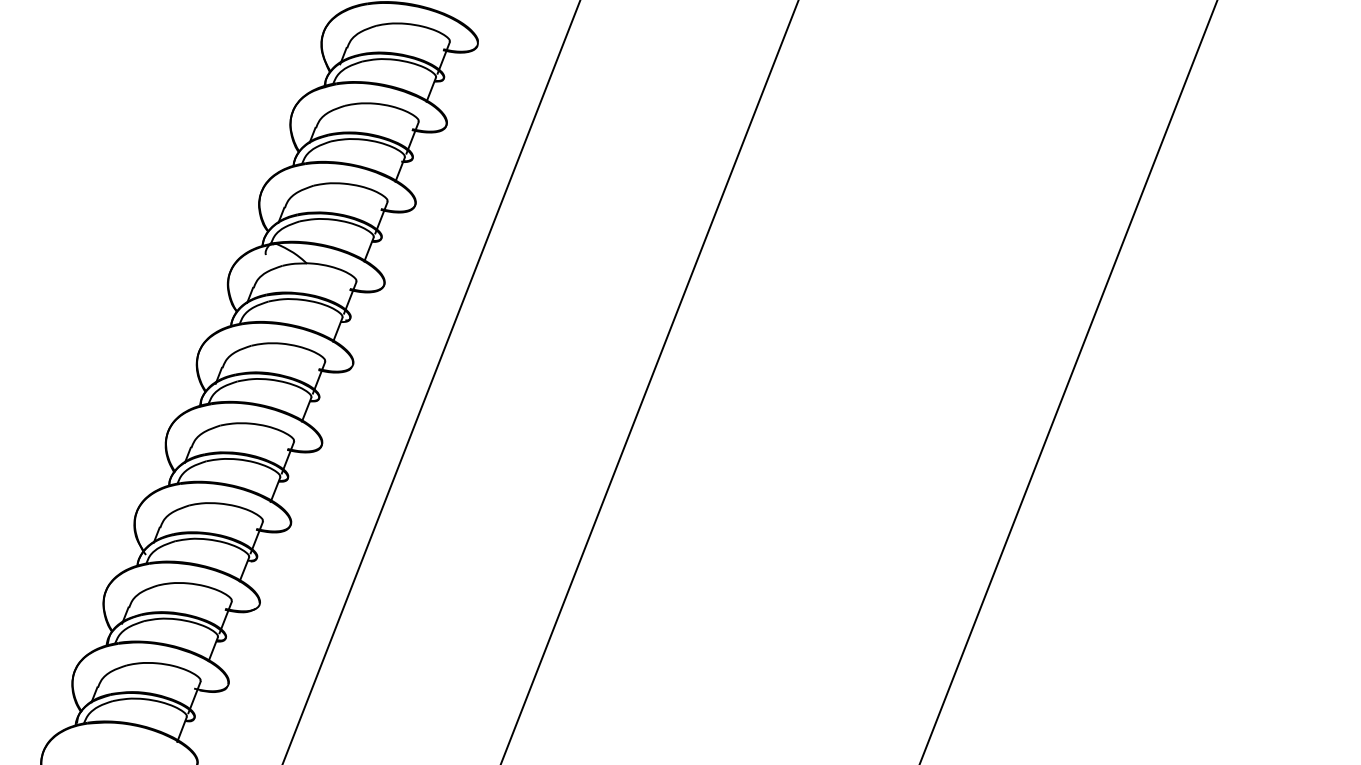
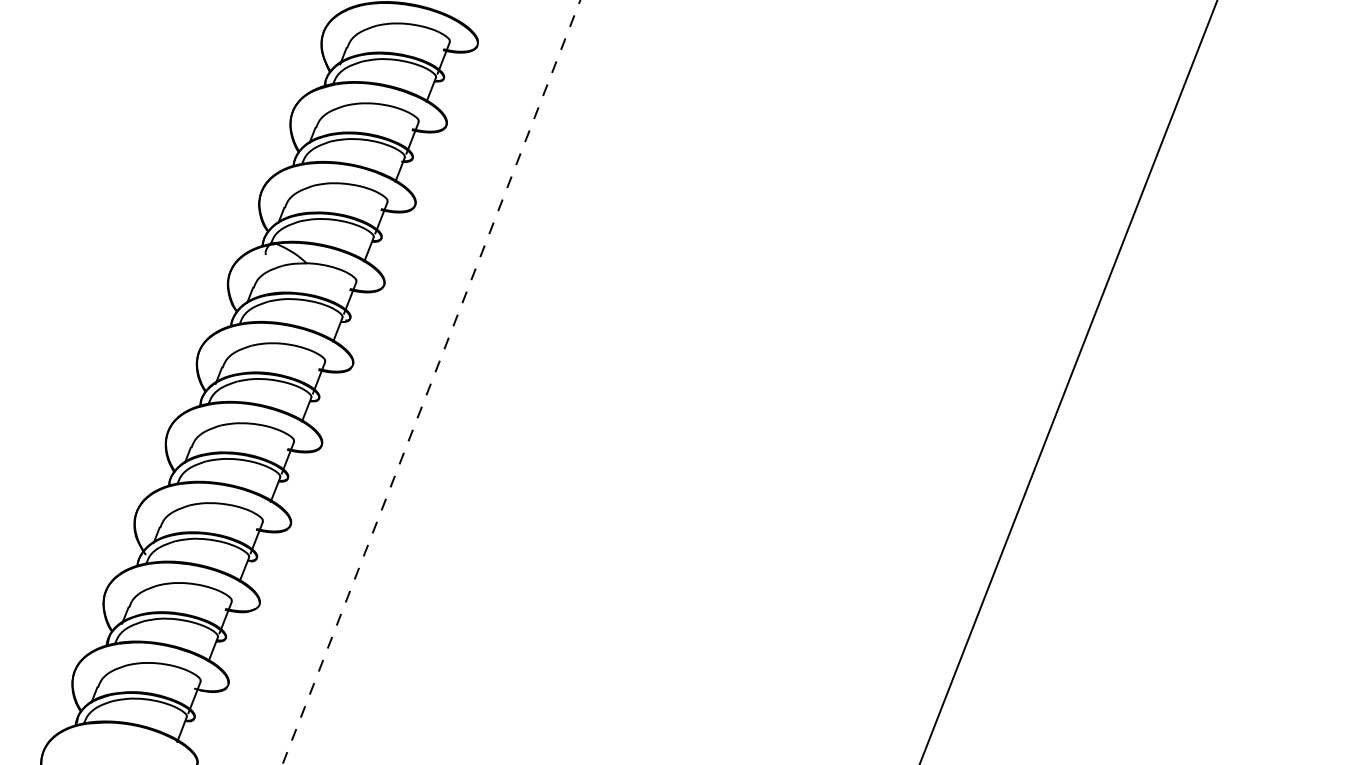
line: present -> none (649, 381)
line: solid -> dashed (431, 382)
